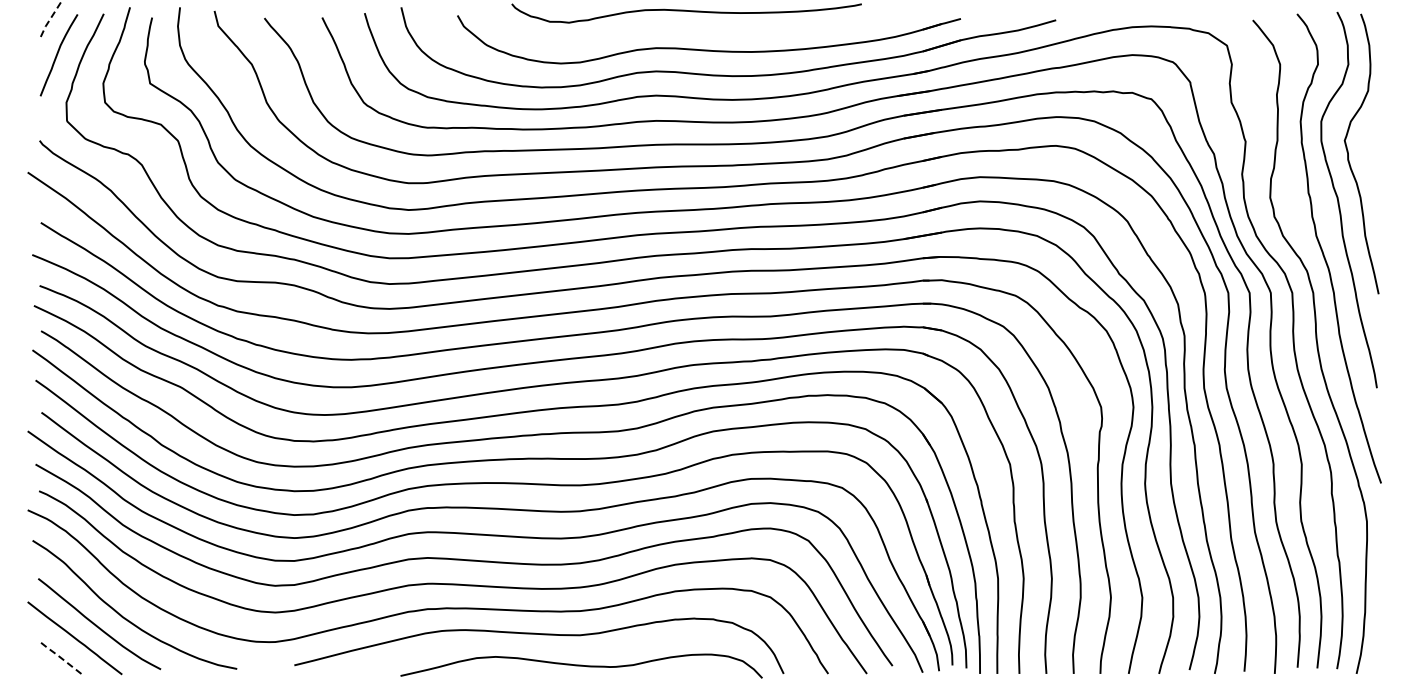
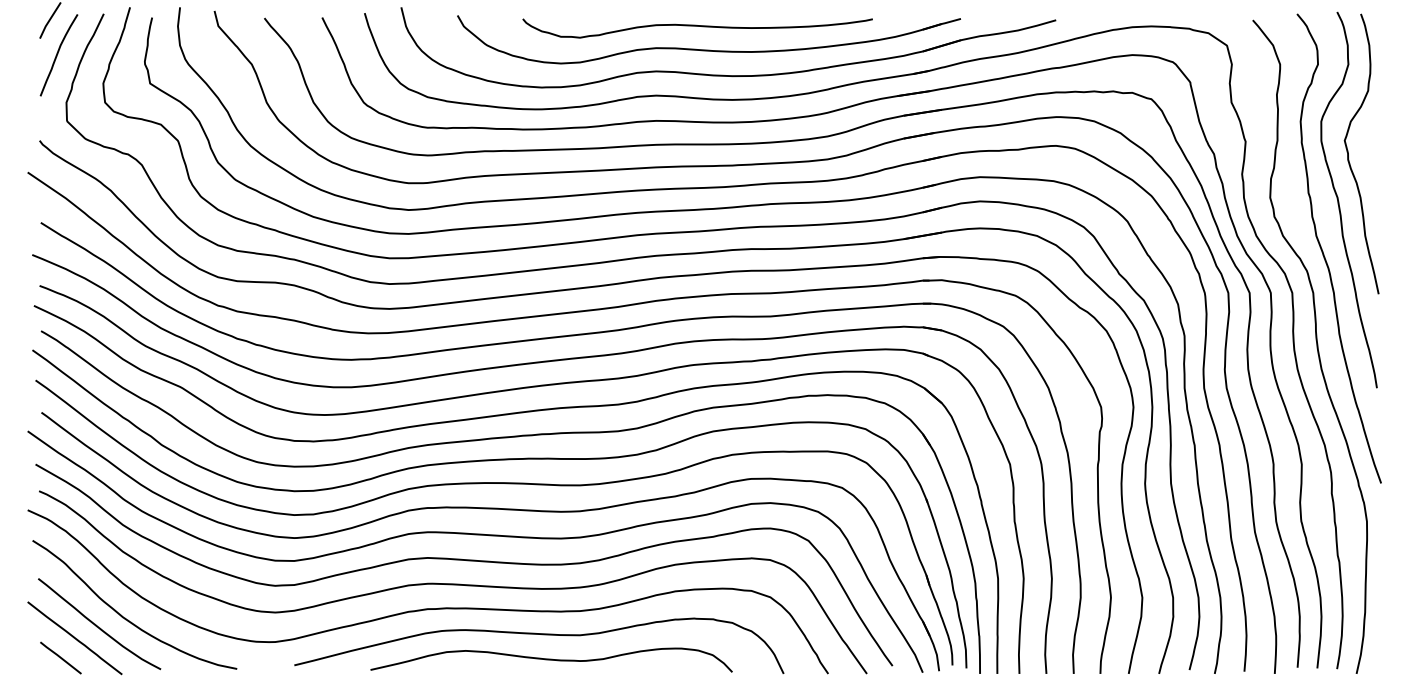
curve position: (686, 11) -> (697, 26) (697, 26)
line: dashed -> solid (49, 20)
line: dashed -> solid (59, 656)
curve position: (581, 665) -> (551, 659) (551, 659)
